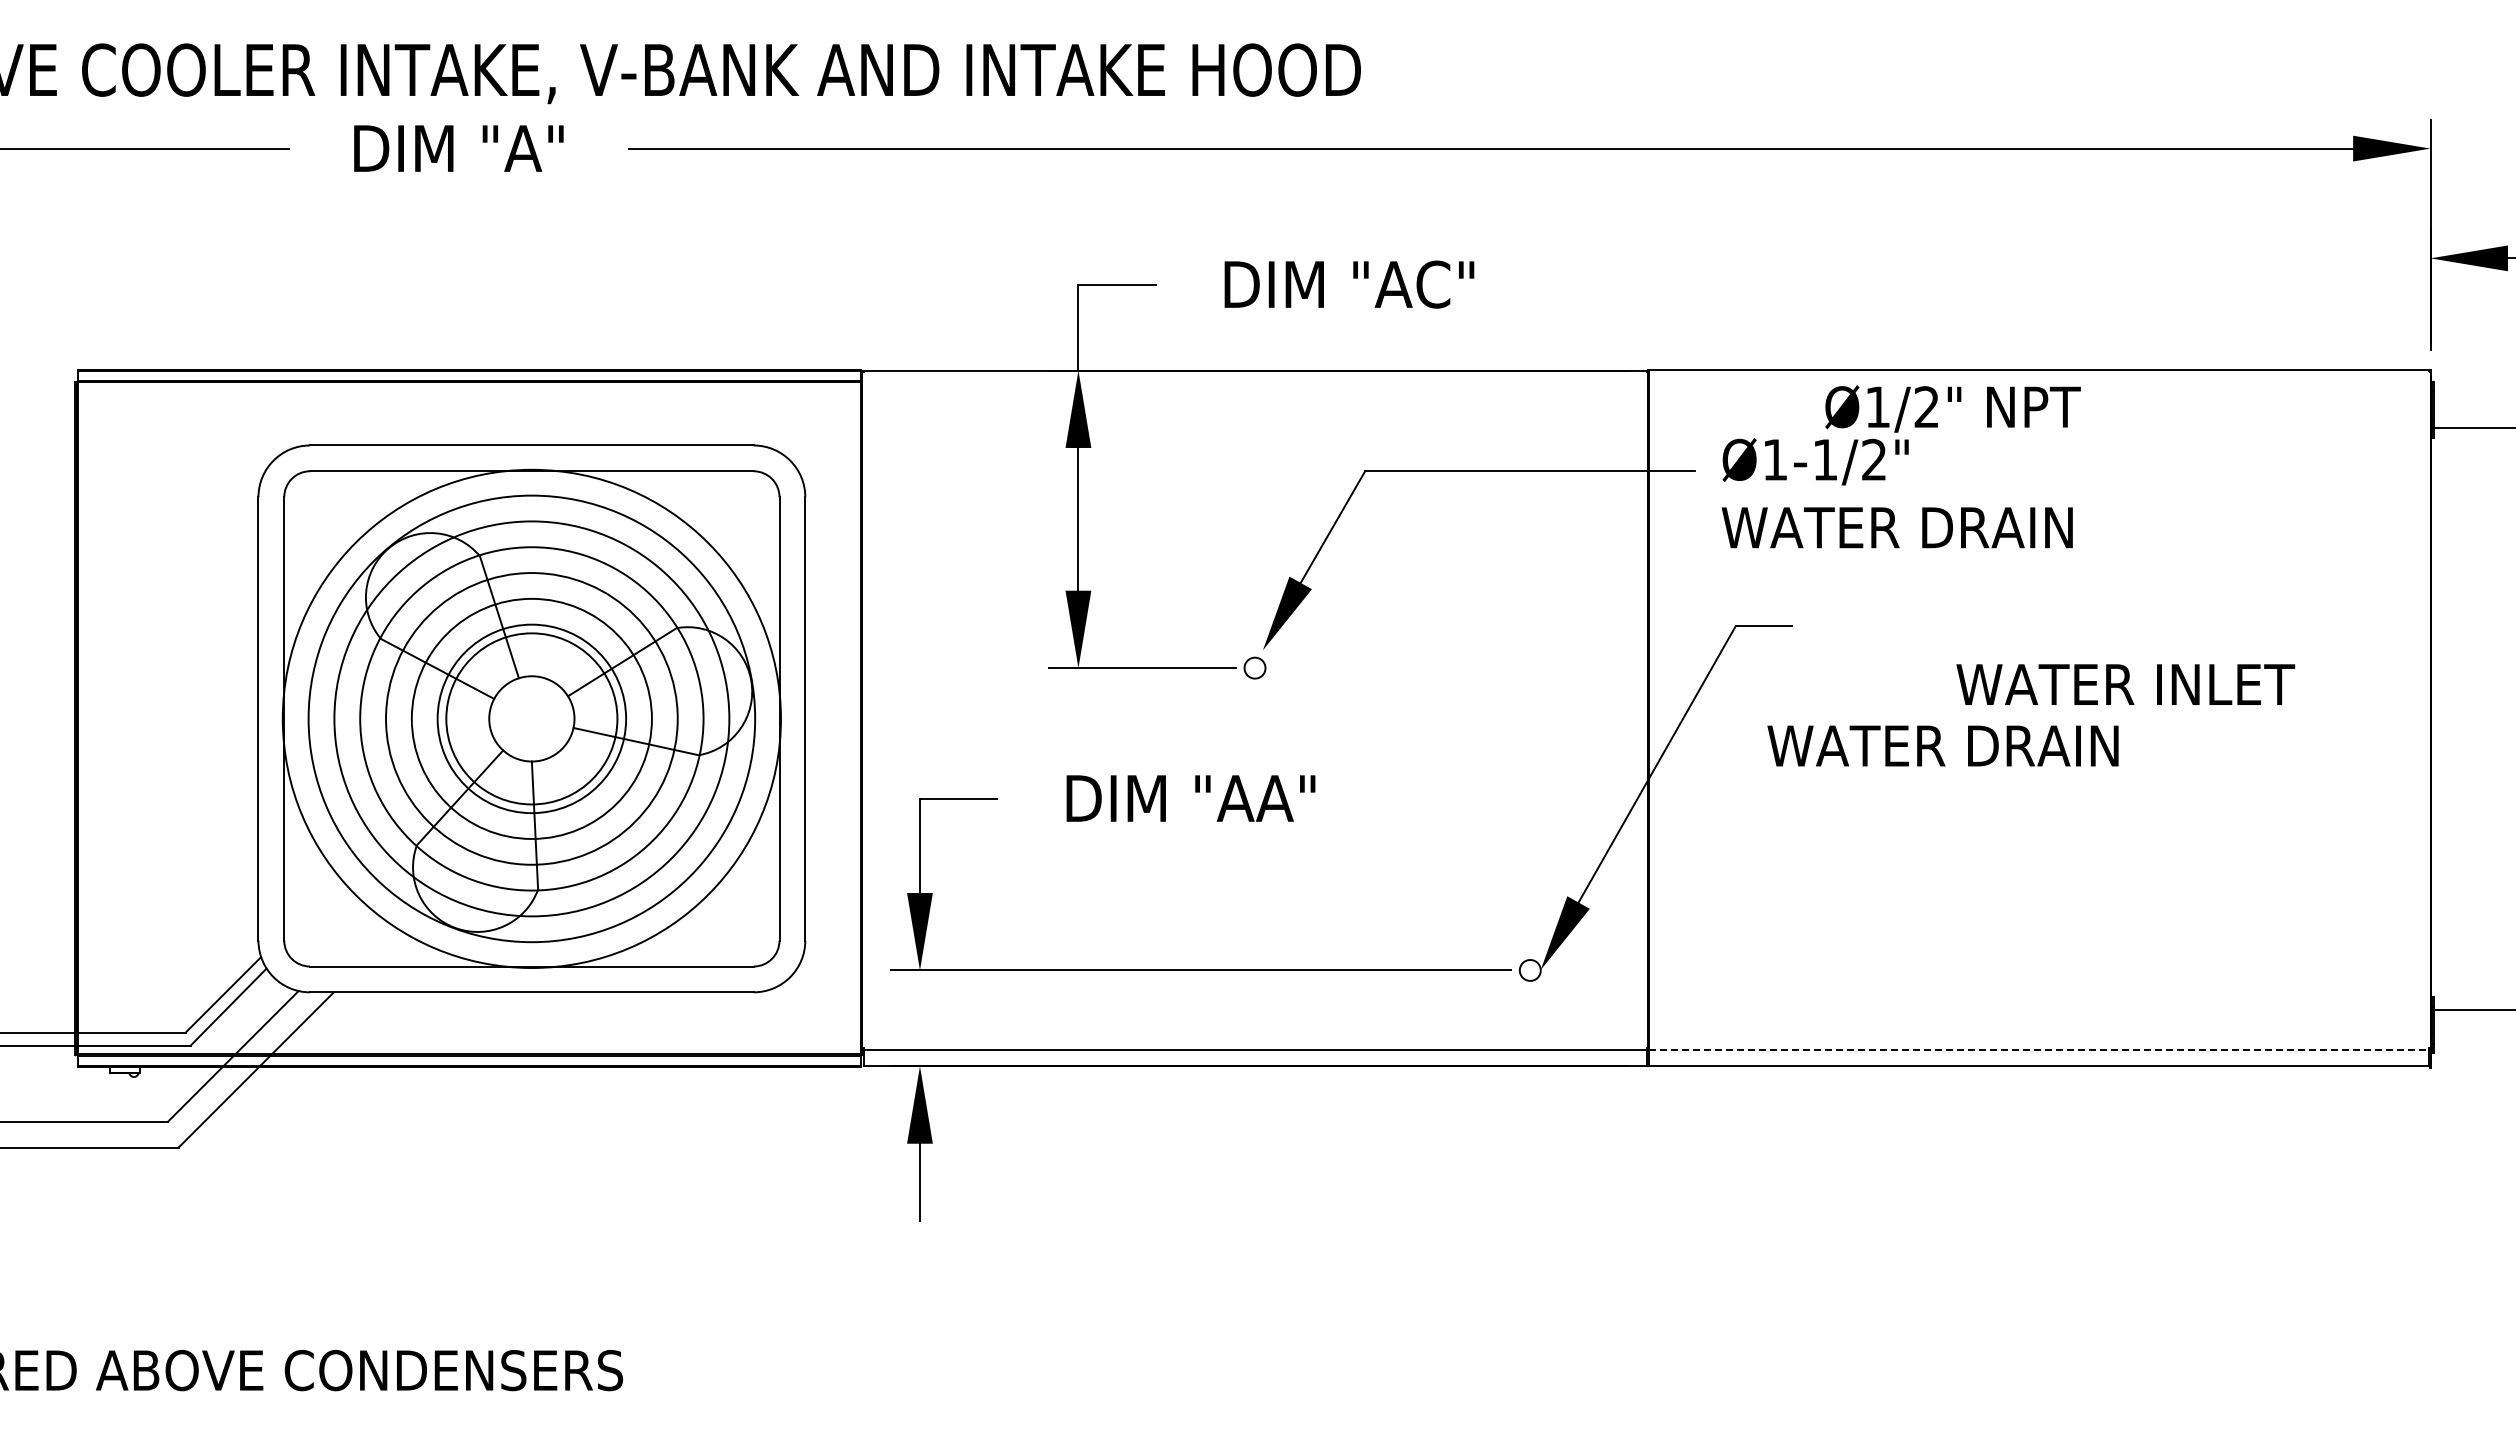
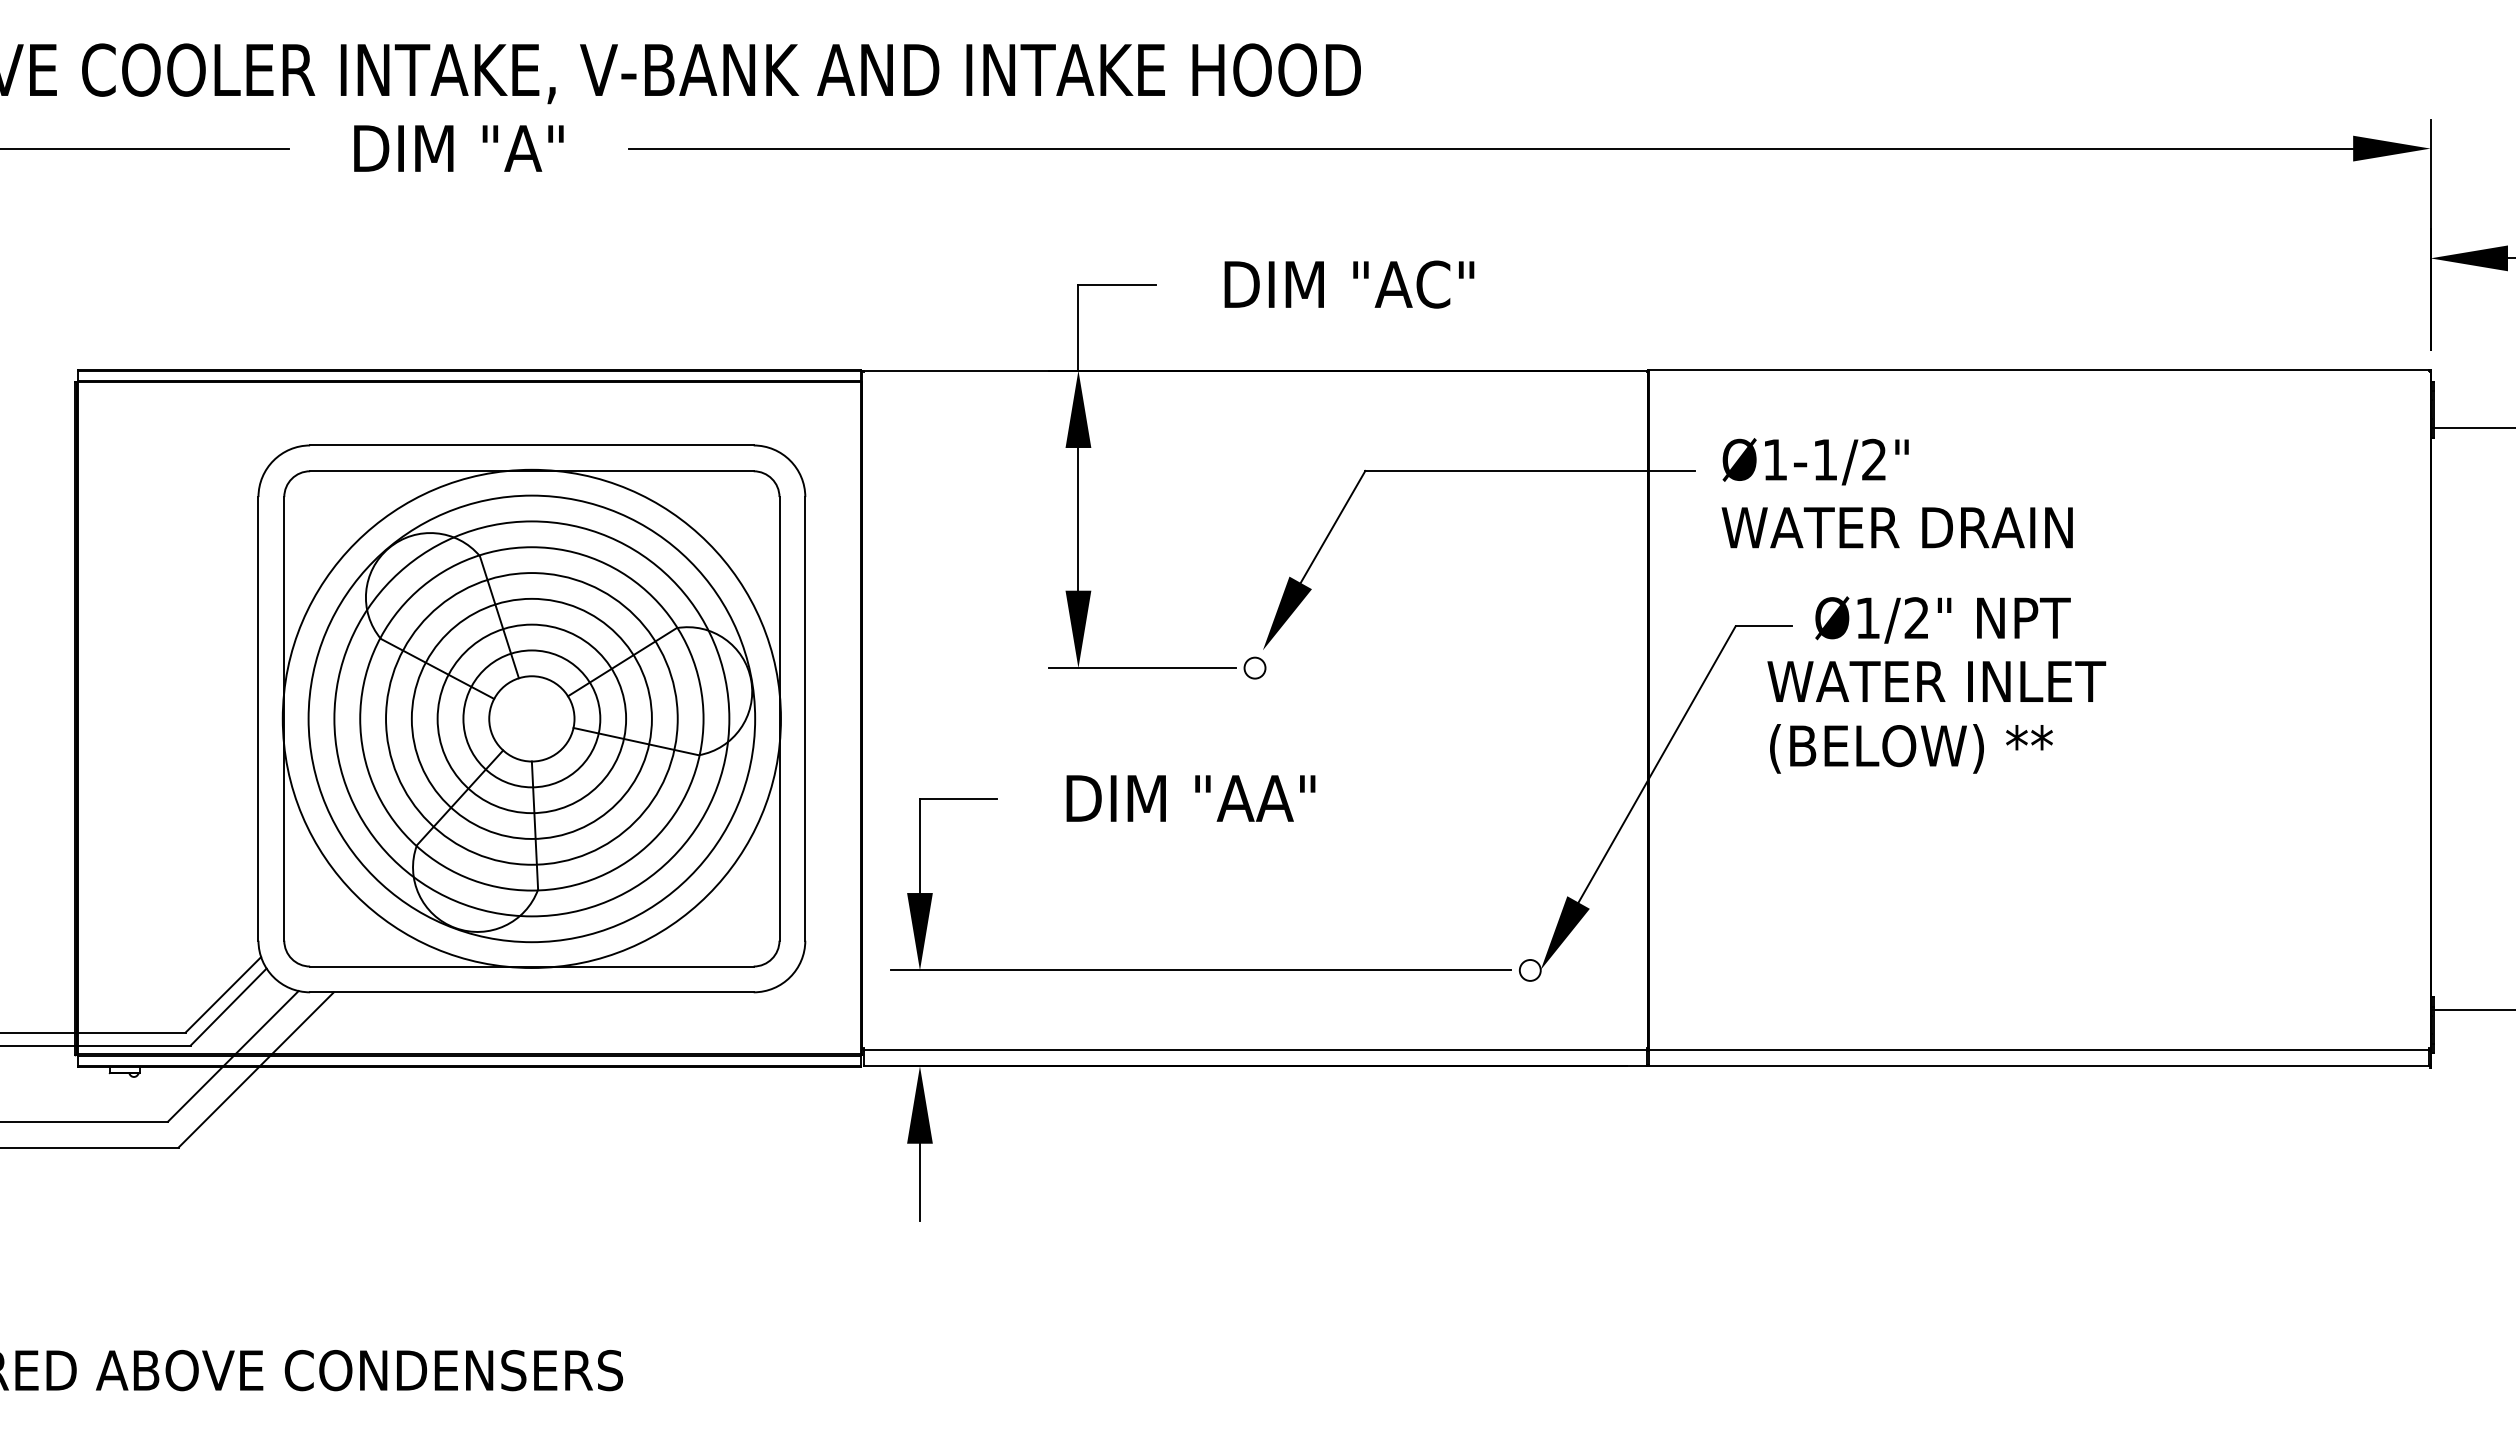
text position: (1952, 408) -> (1942, 619) (1942, 619)
text position: (2125, 684) -> (1936, 681) (1936, 681)
circle diameter: 171 px -> 137 px (531, 718)
text: WATER DRAIN -> (BELOW) ** (1942, 748)
line: dashed -> solid (2039, 1050)
